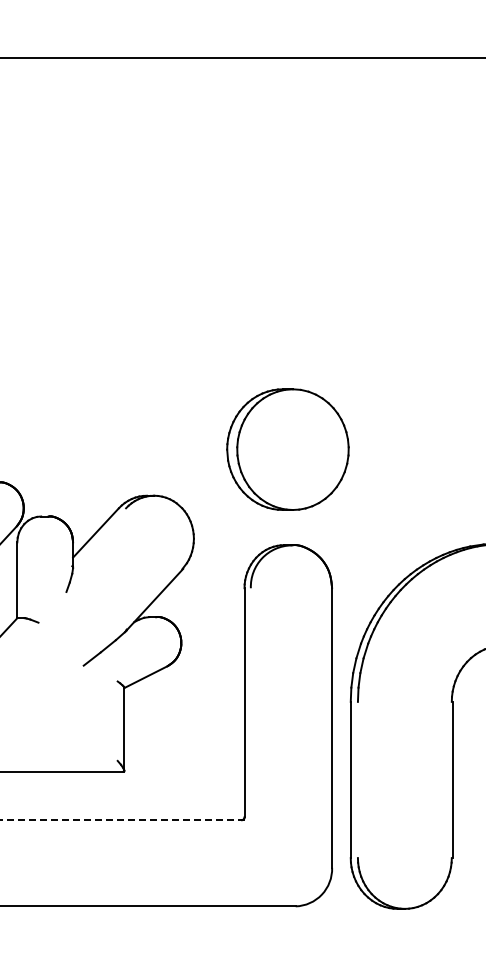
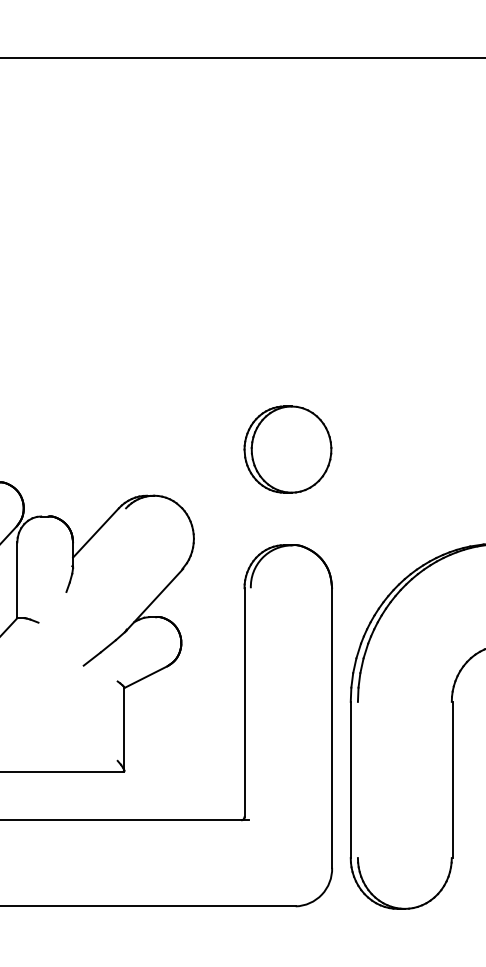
part size: 124x123 px -> 90x89 px (287, 449)
line: dashed -> solid (125, 820)
